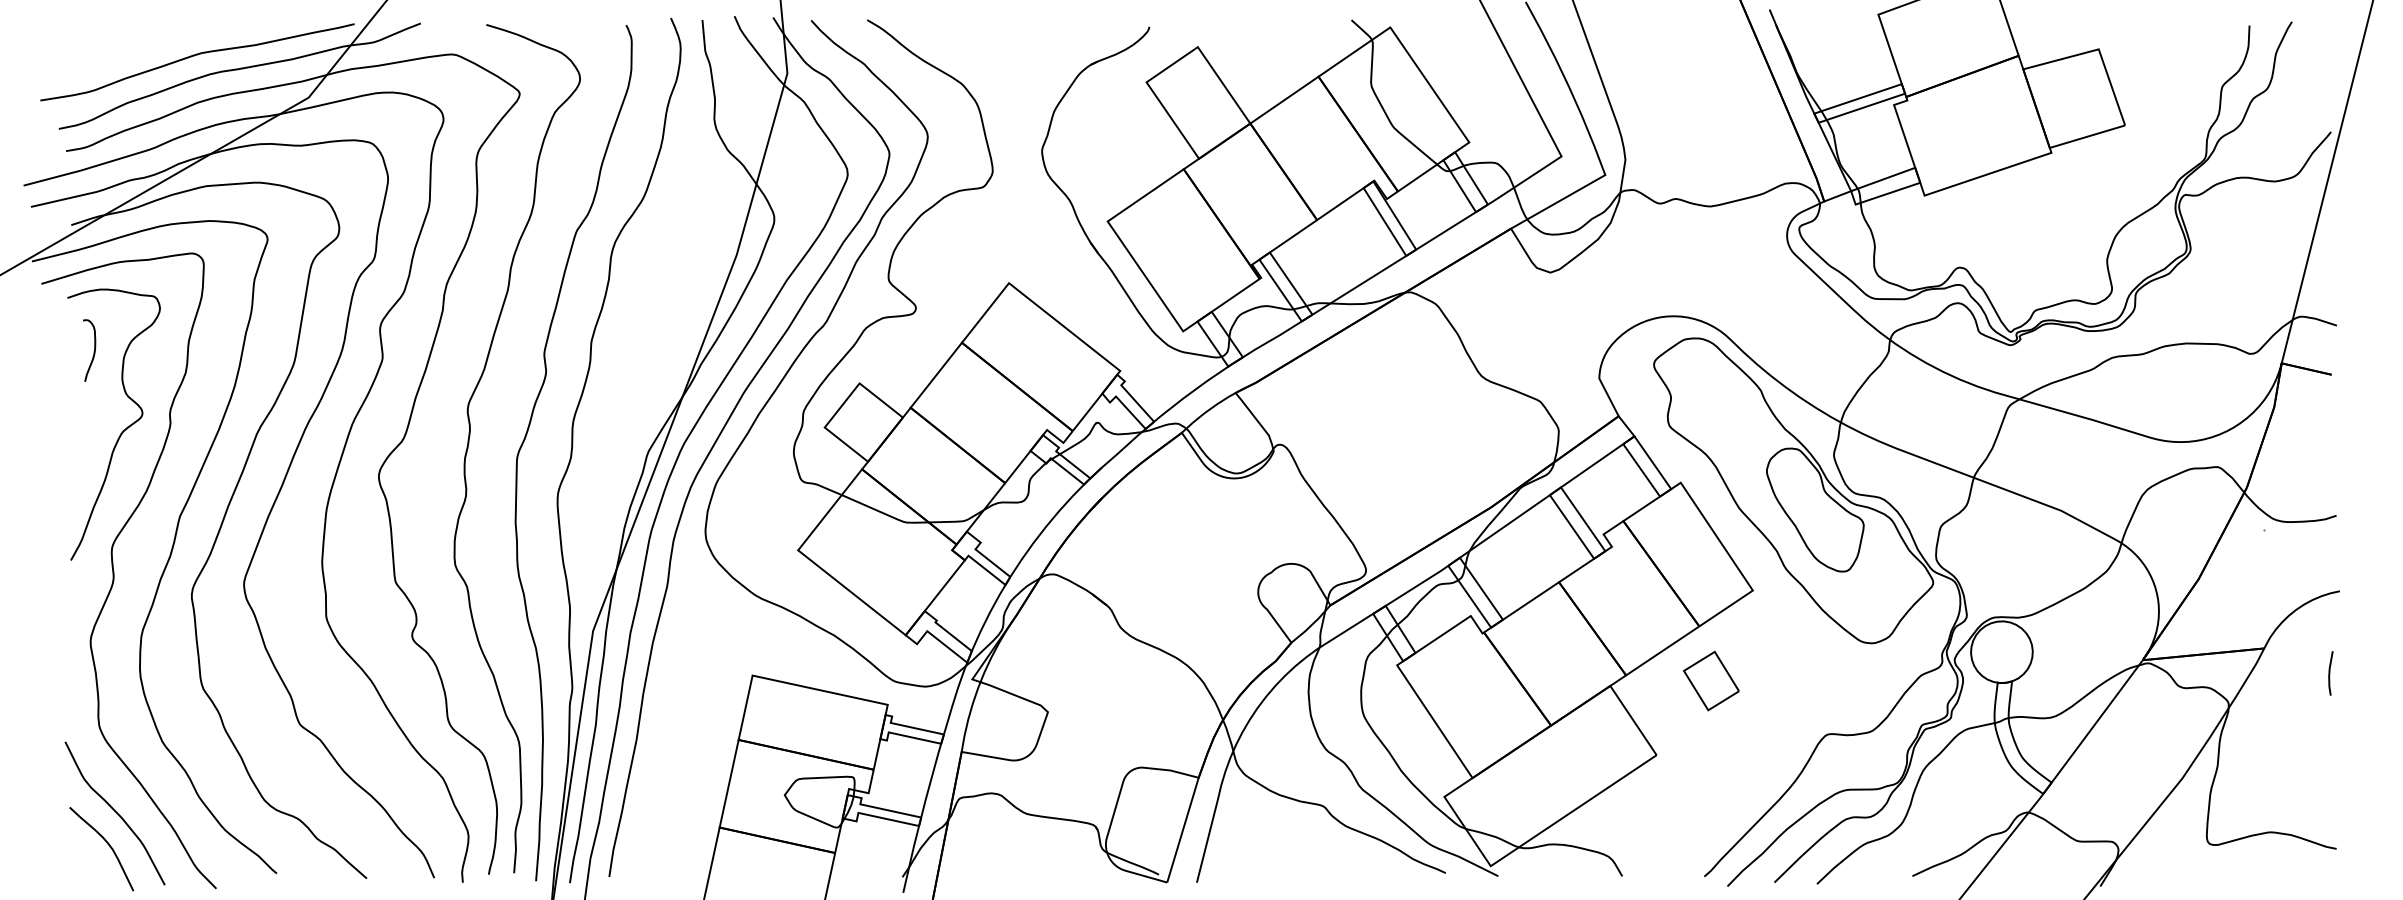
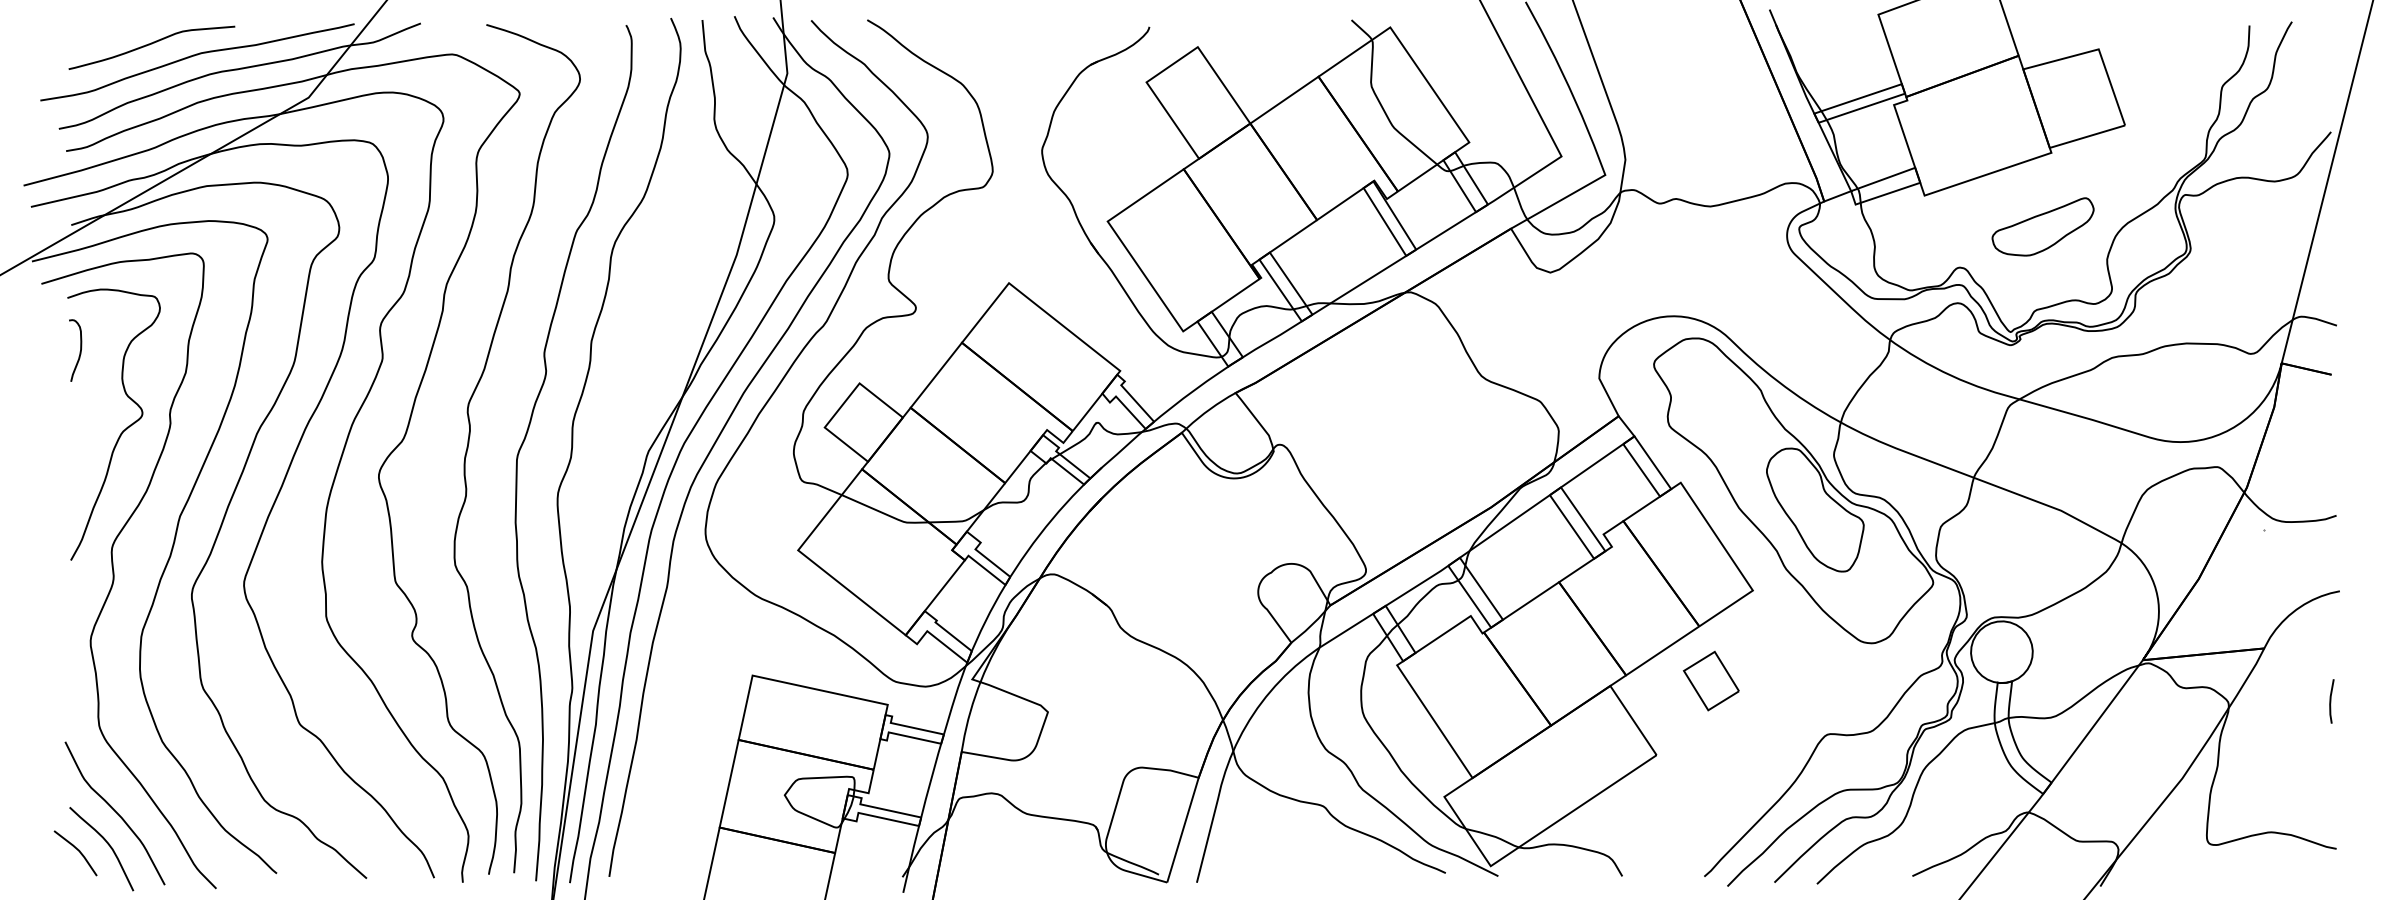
curve: none -> present (149, 45)
part: none -> present (2042, 226)
curve position: (93, 351) -> (79, 351) (79, 351)
line position: (2330, 673) -> (2331, 701) (2331, 701)
line: none -> present (77, 850)
